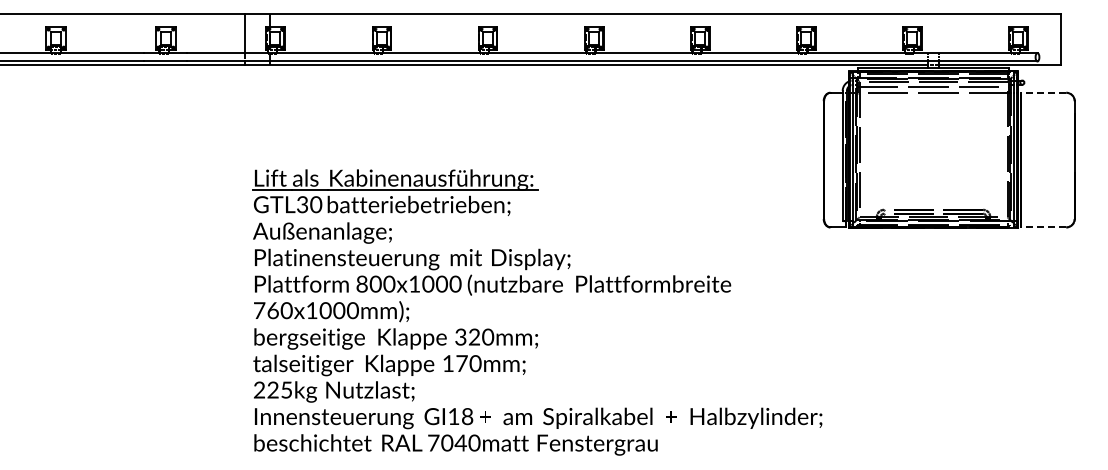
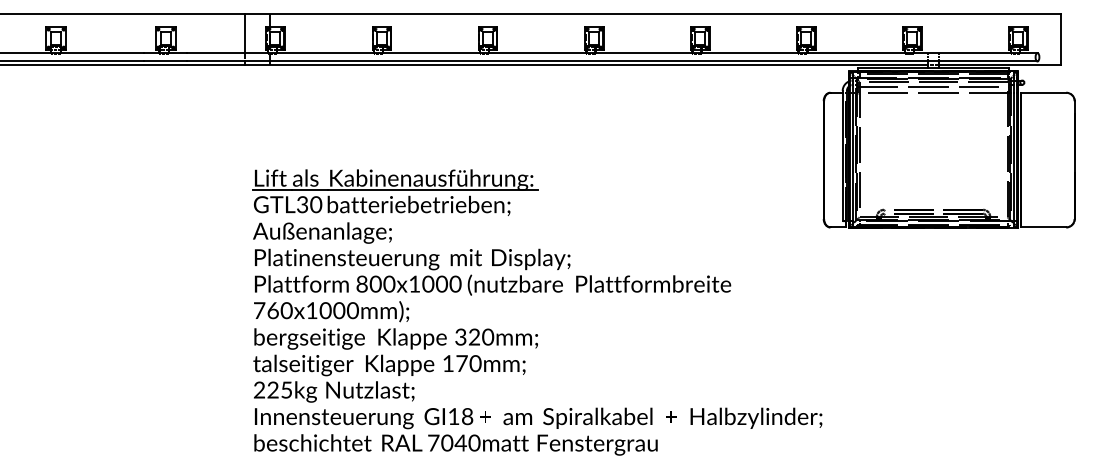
line: dashed -> solid (1043, 92)
line: dashed -> solid (1043, 227)
